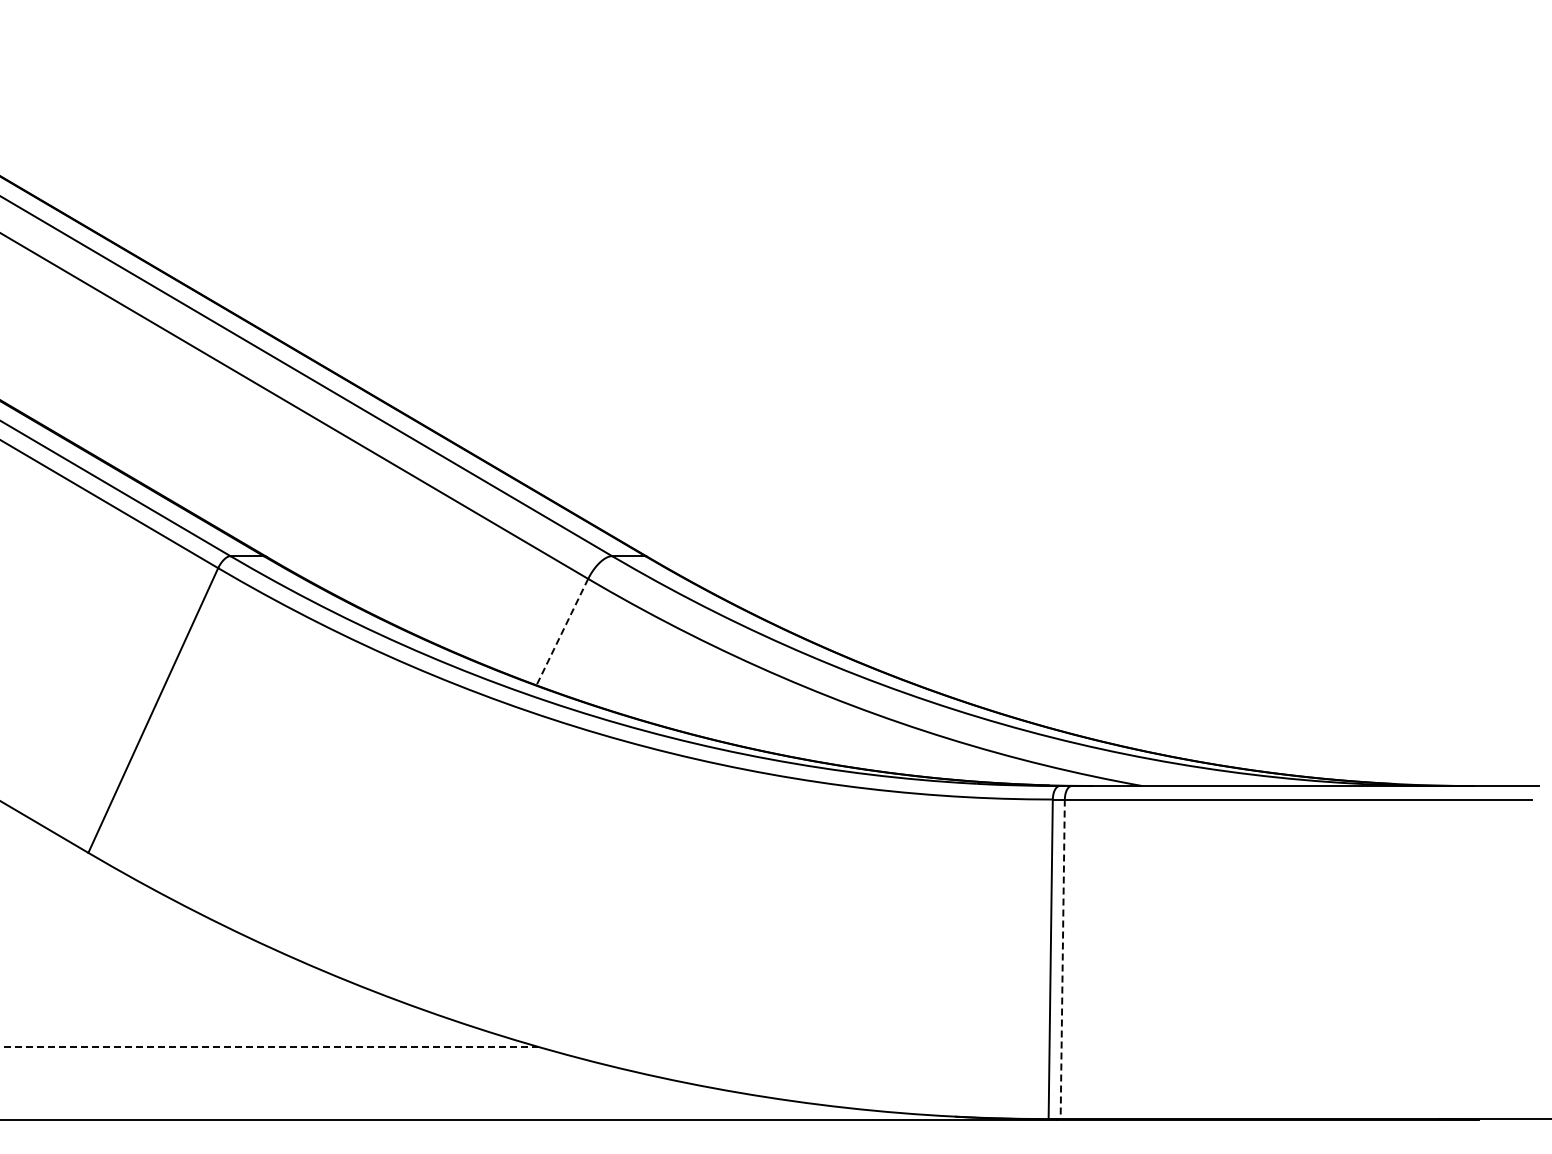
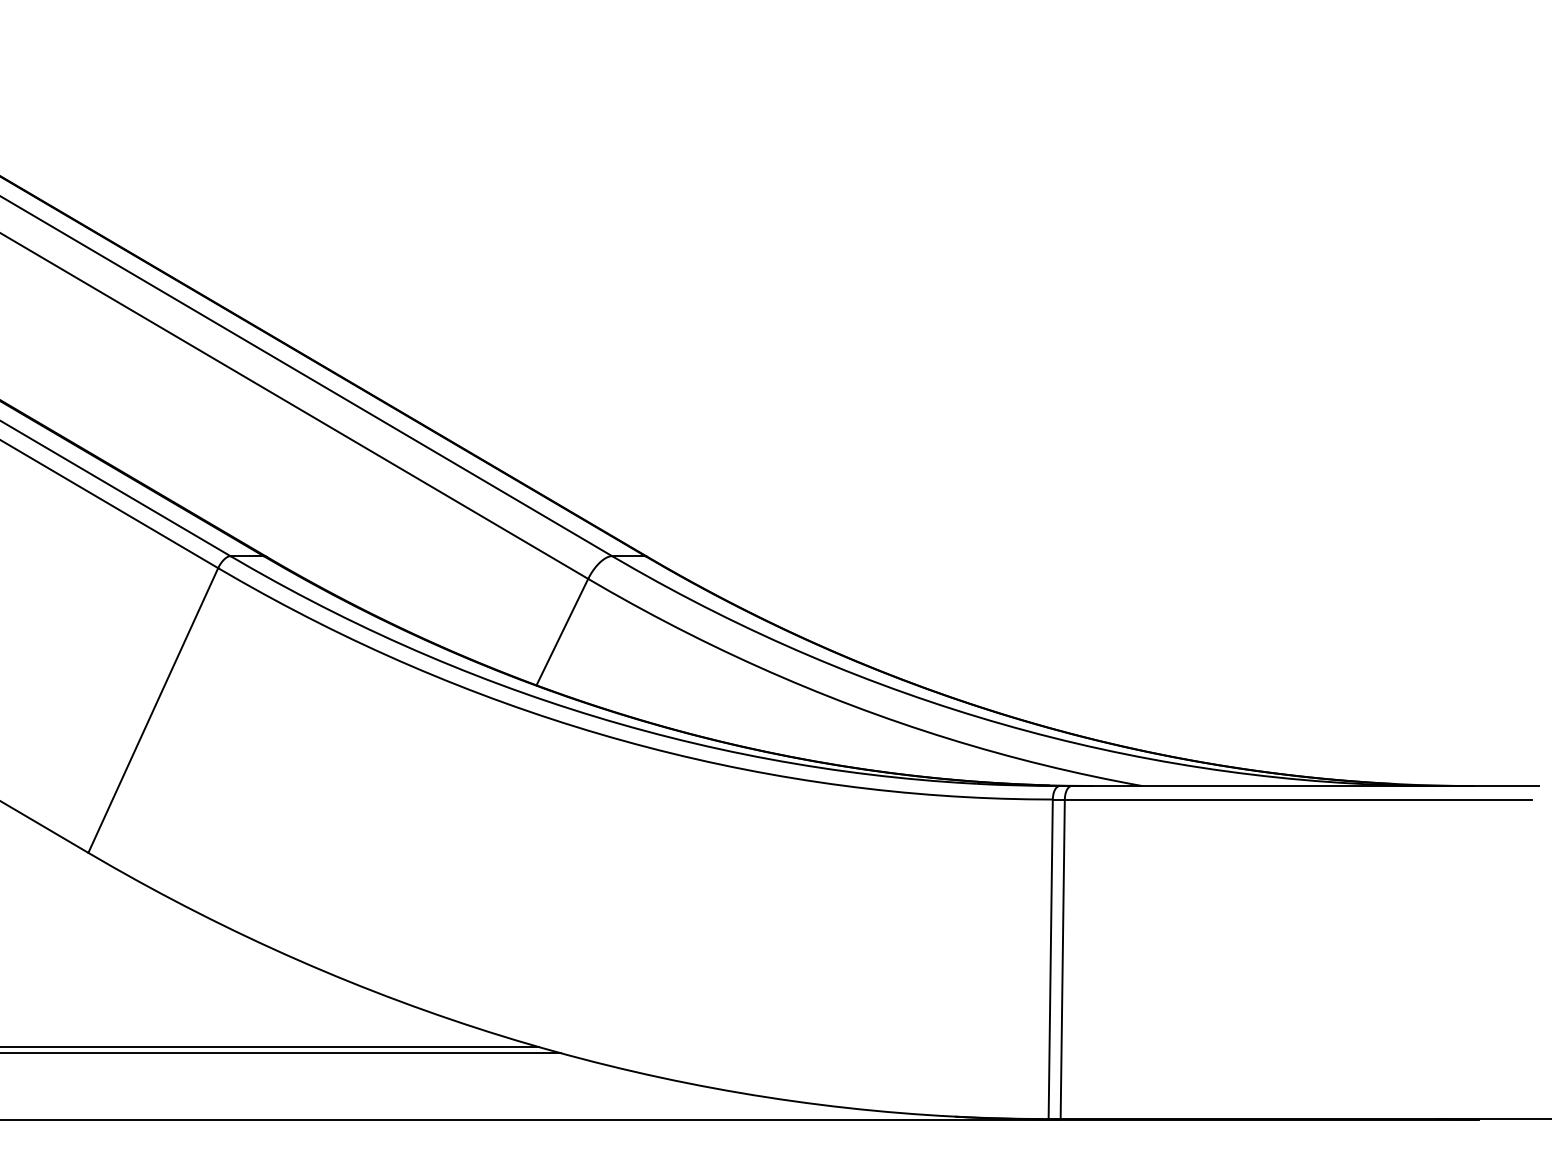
line: dashed -> solid (562, 632)
line: dashed -> solid (1062, 959)
line: dashed -> solid (269, 1047)
line: none -> present (281, 1053)
